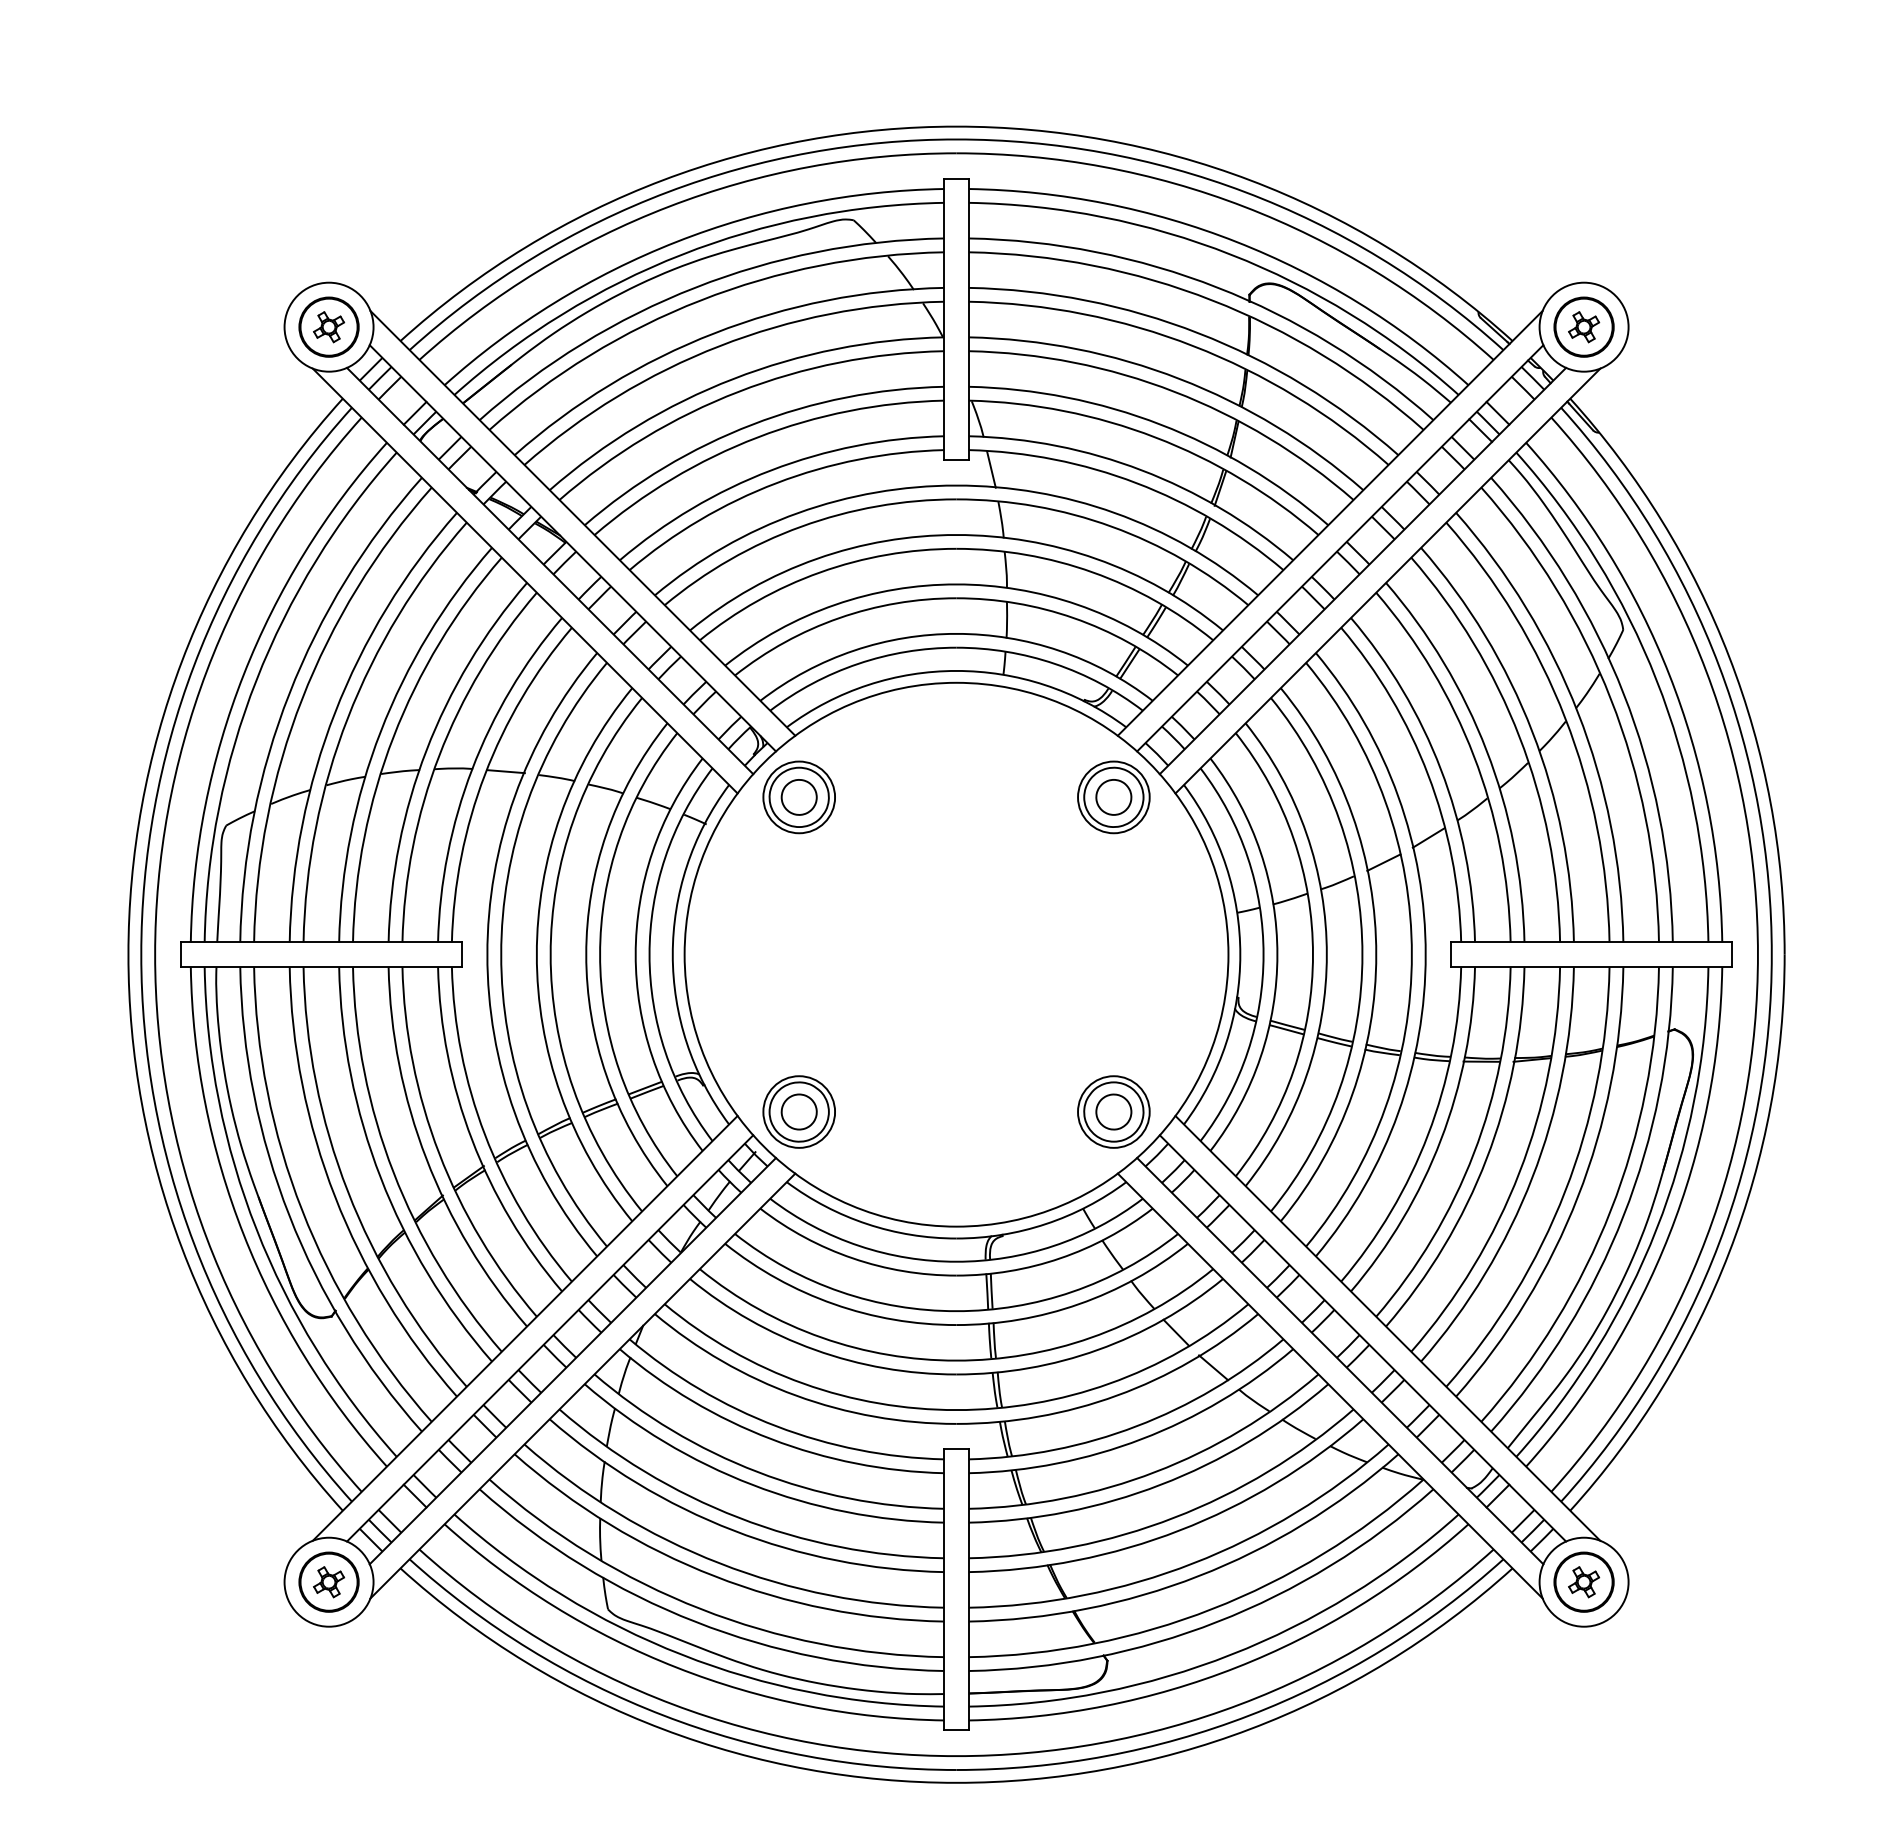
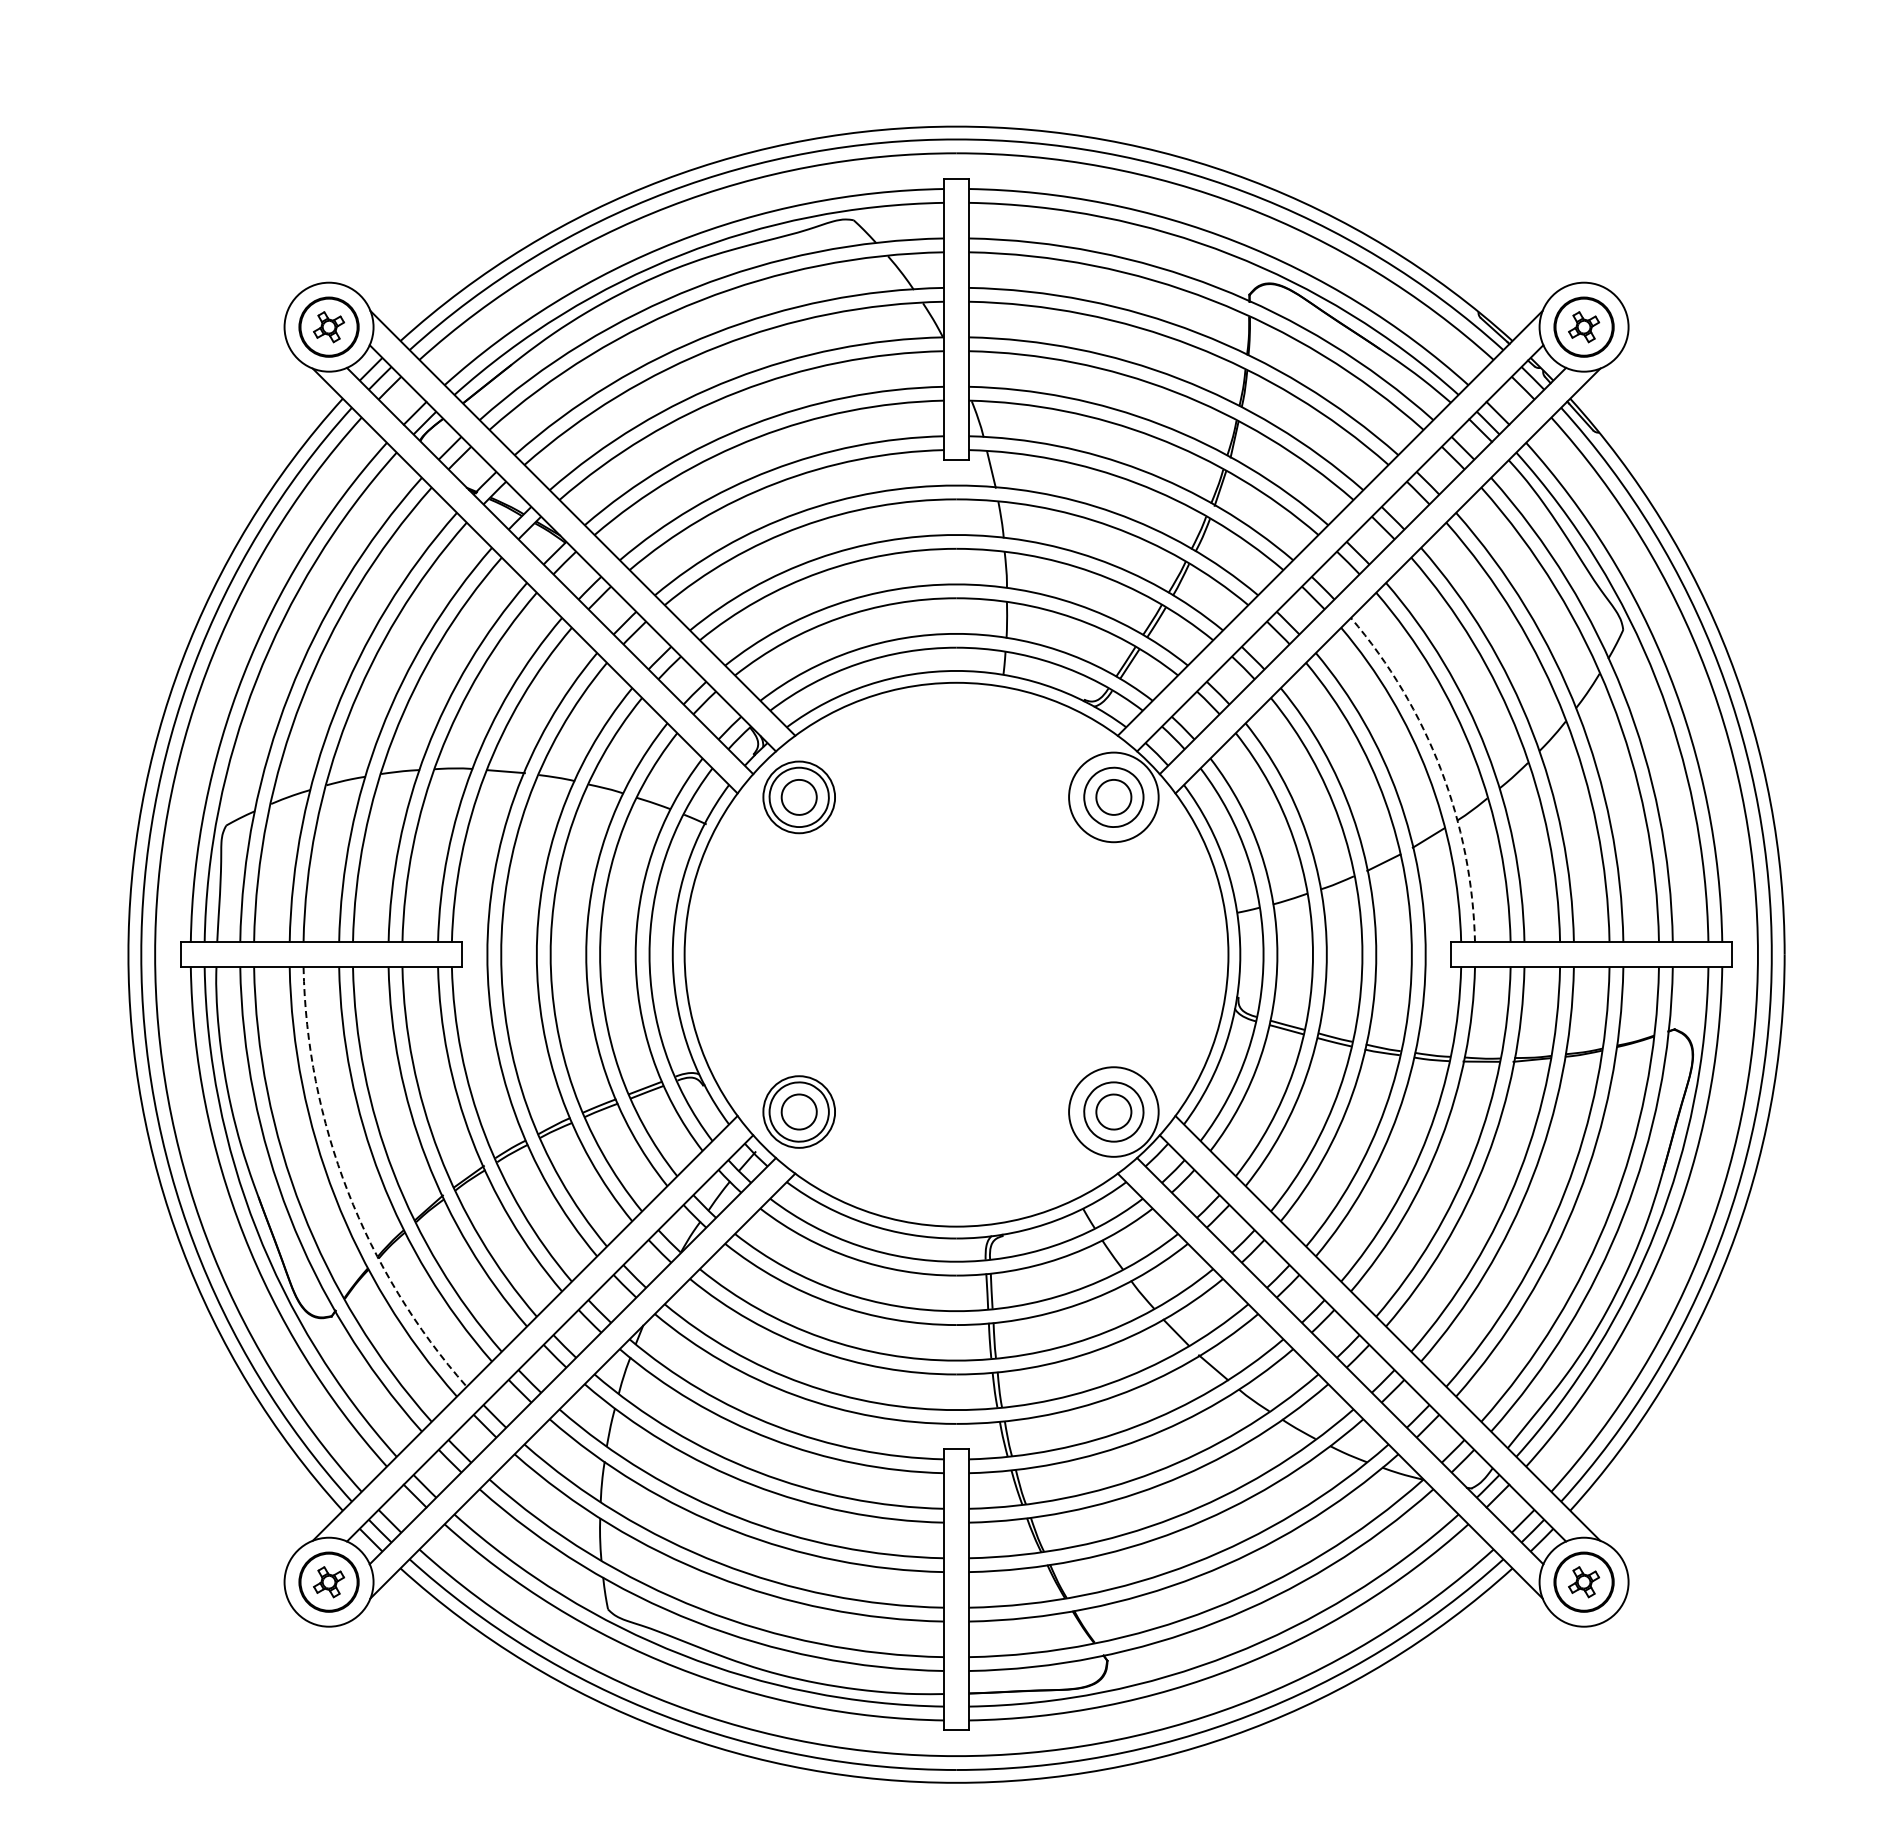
arc: solid -> dashed (1440, 769)
circle diameter: 72 px -> 90 px (1113, 797)
circle diameter: 72 px -> 90 px (1113, 1111)
arc: solid -> dashed (347, 1191)
